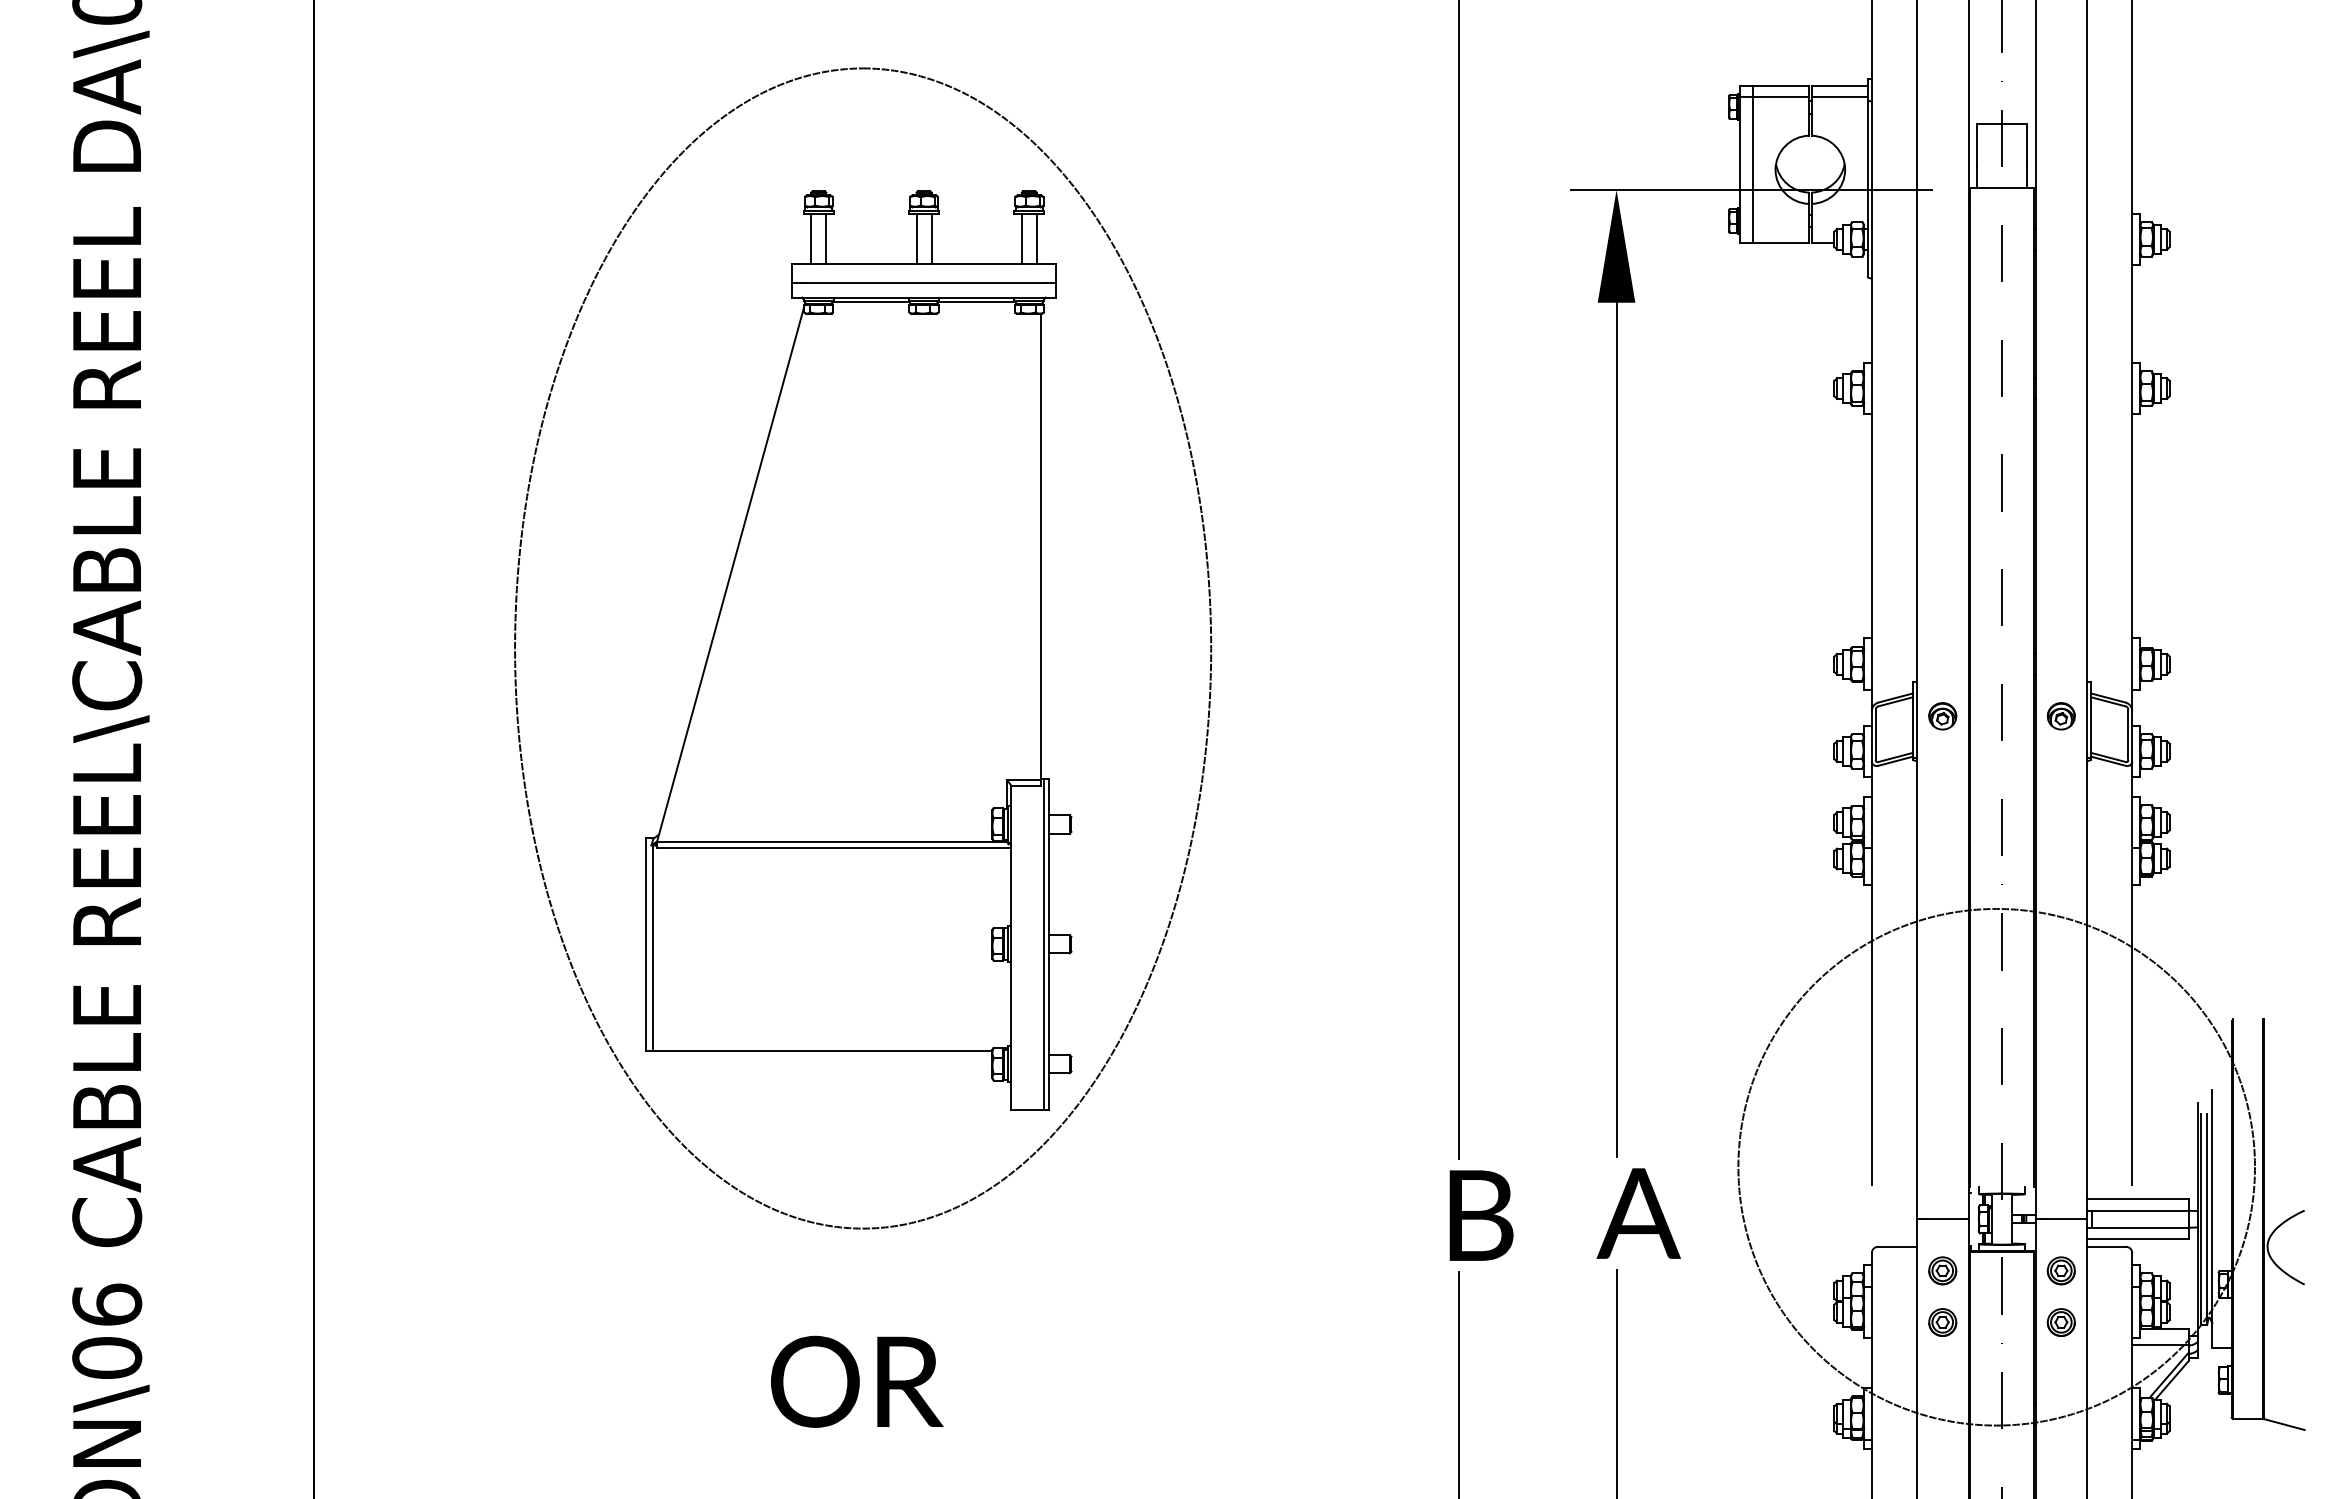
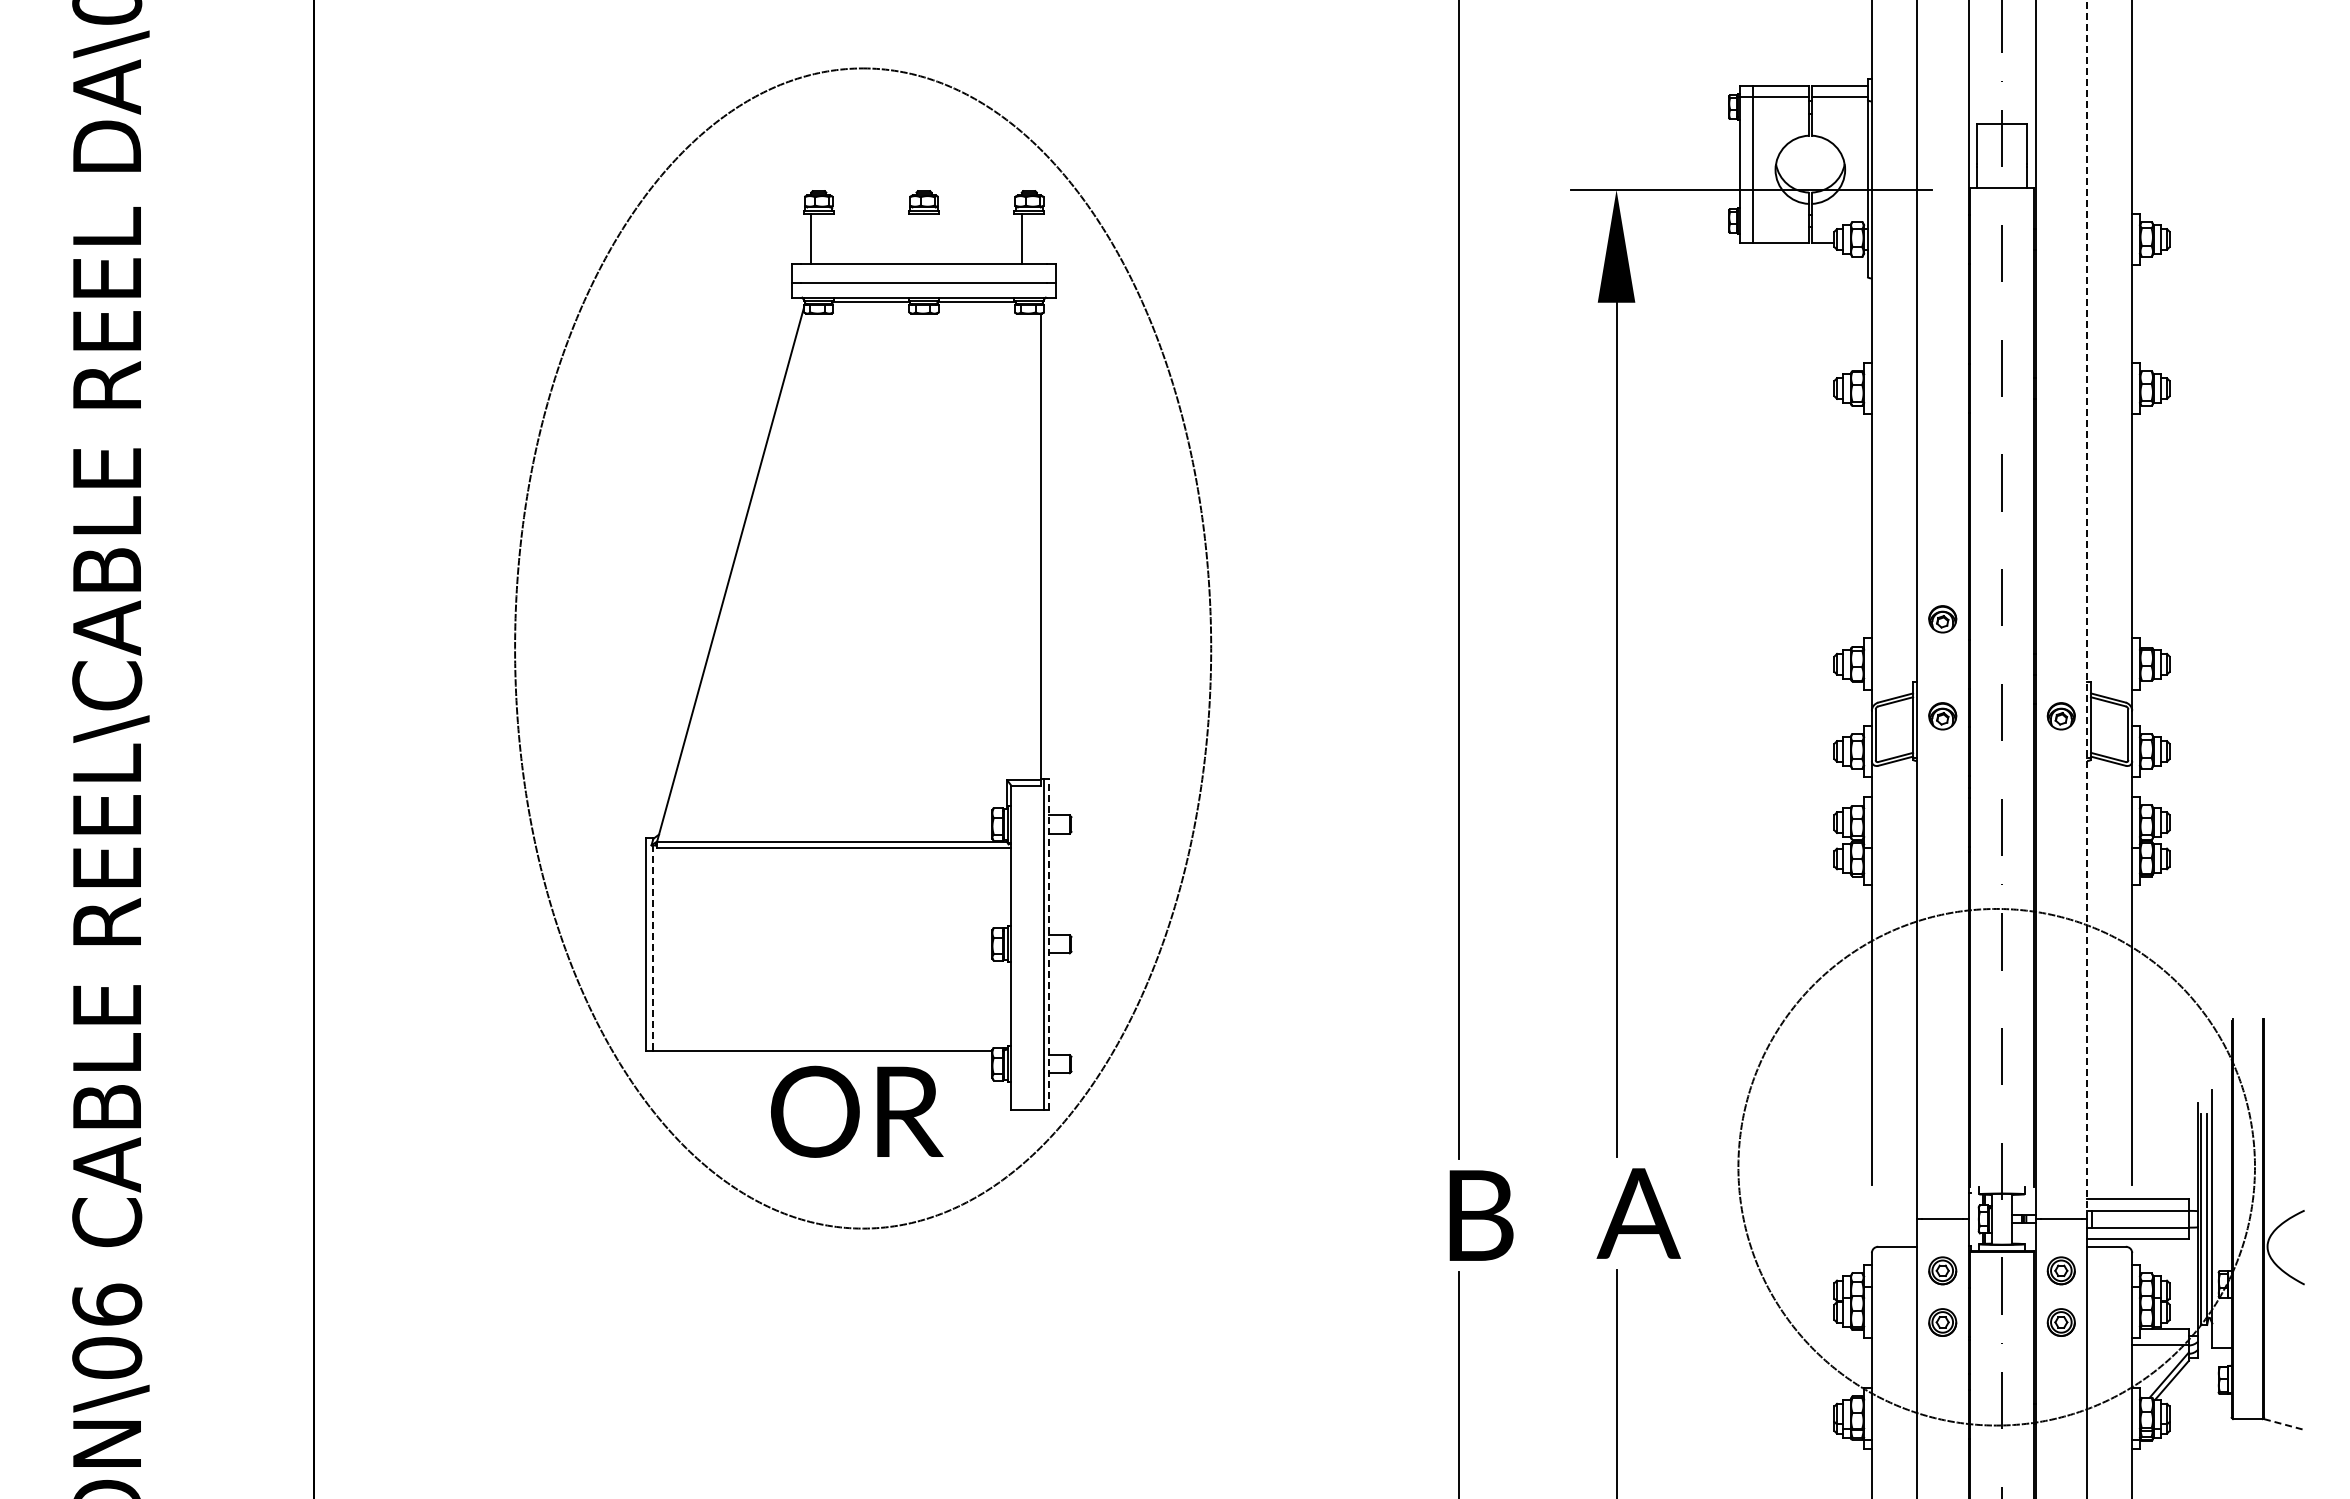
line: present -> none (826, 238)
line: present -> none (916, 238)
line: present -> none (931, 238)
line: present -> none (1036, 238)
line: solid -> dashed (2087, 609)
part: none -> present (1942, 619)
line: solid -> dashed (1049, 943)
line: solid -> dashed (653, 948)
text position: (857, 1381) -> (857, 1111) (857, 1111)
line: solid -> dashed (2284, 1424)
